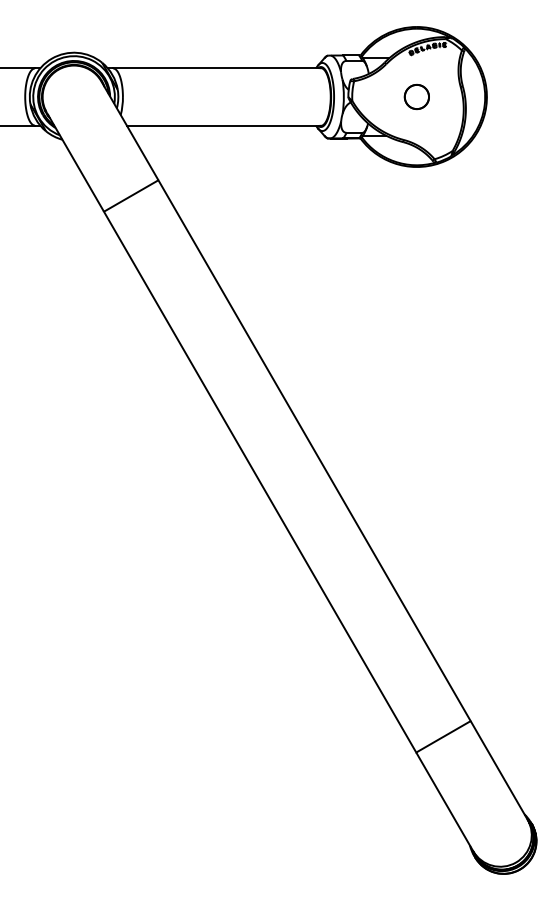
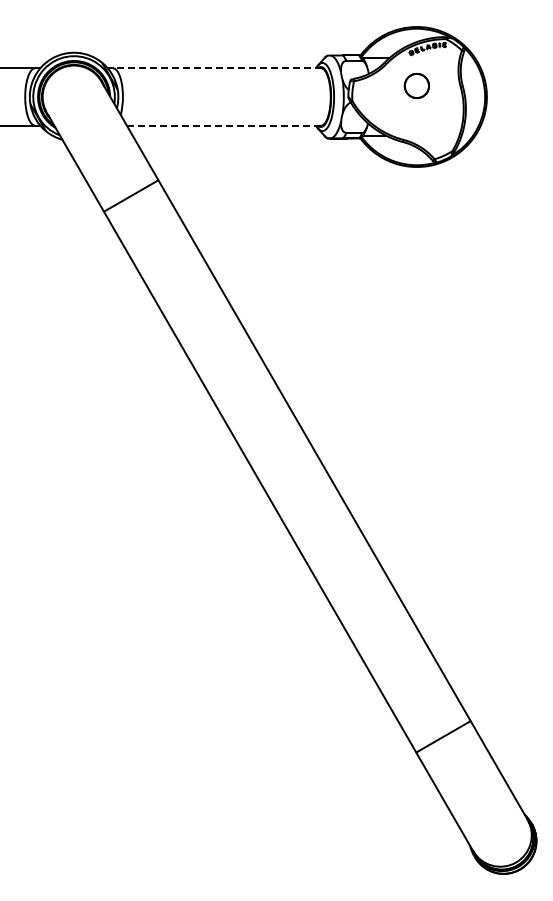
line: solid -> dashed (217, 68)
circle position: (416, 97) -> (416, 86) (416, 86)
line: solid -> dashed (224, 125)
